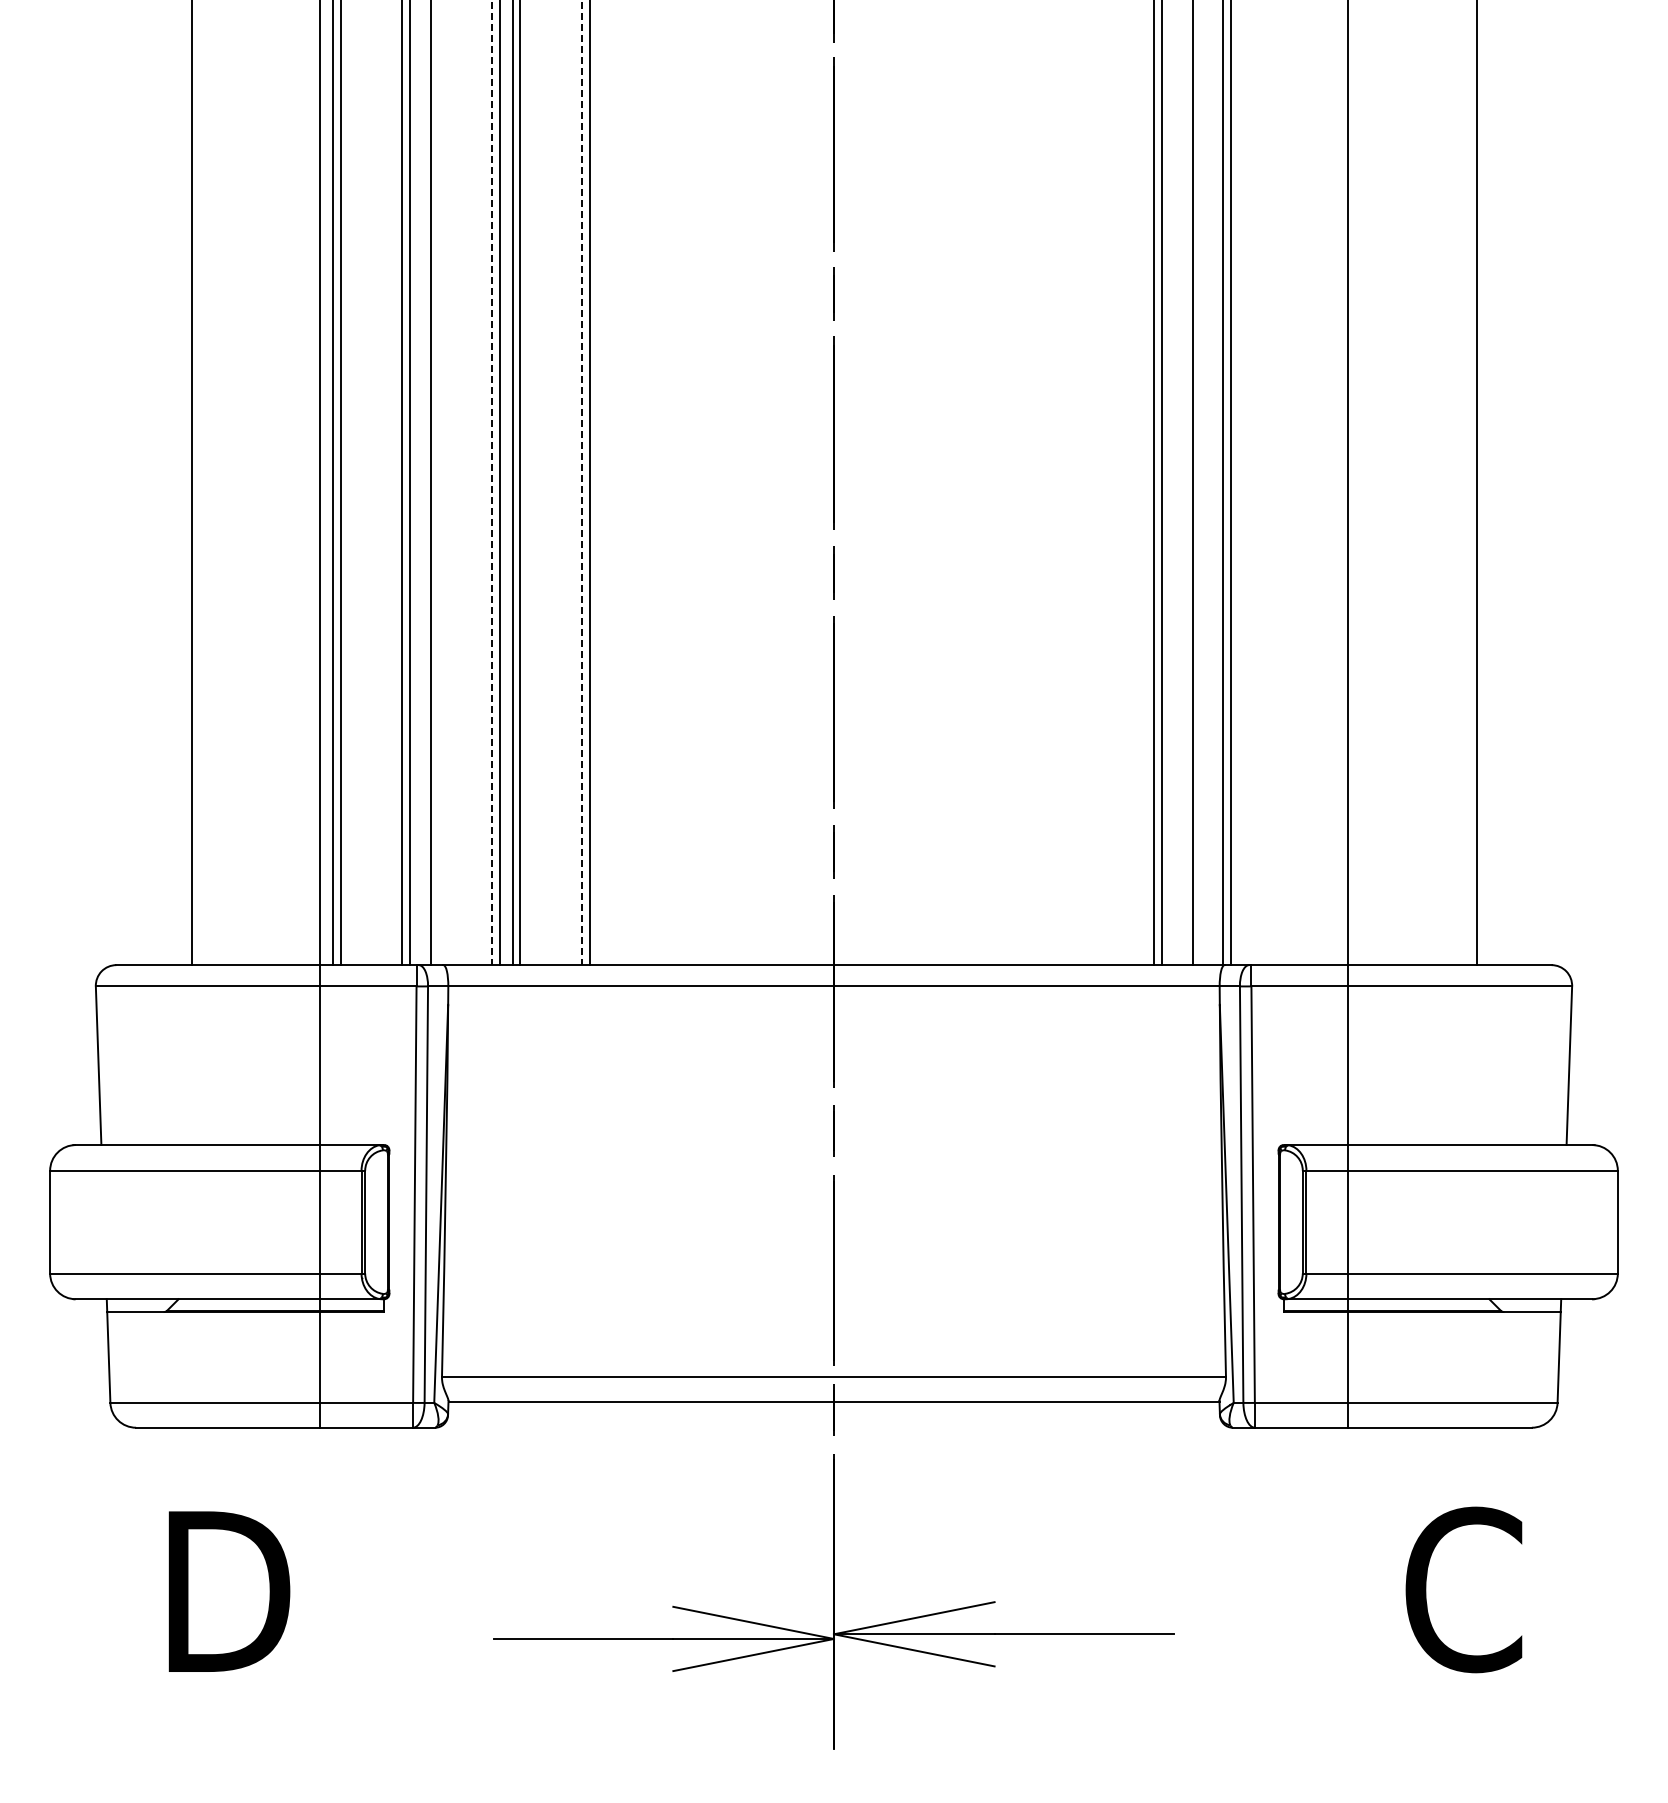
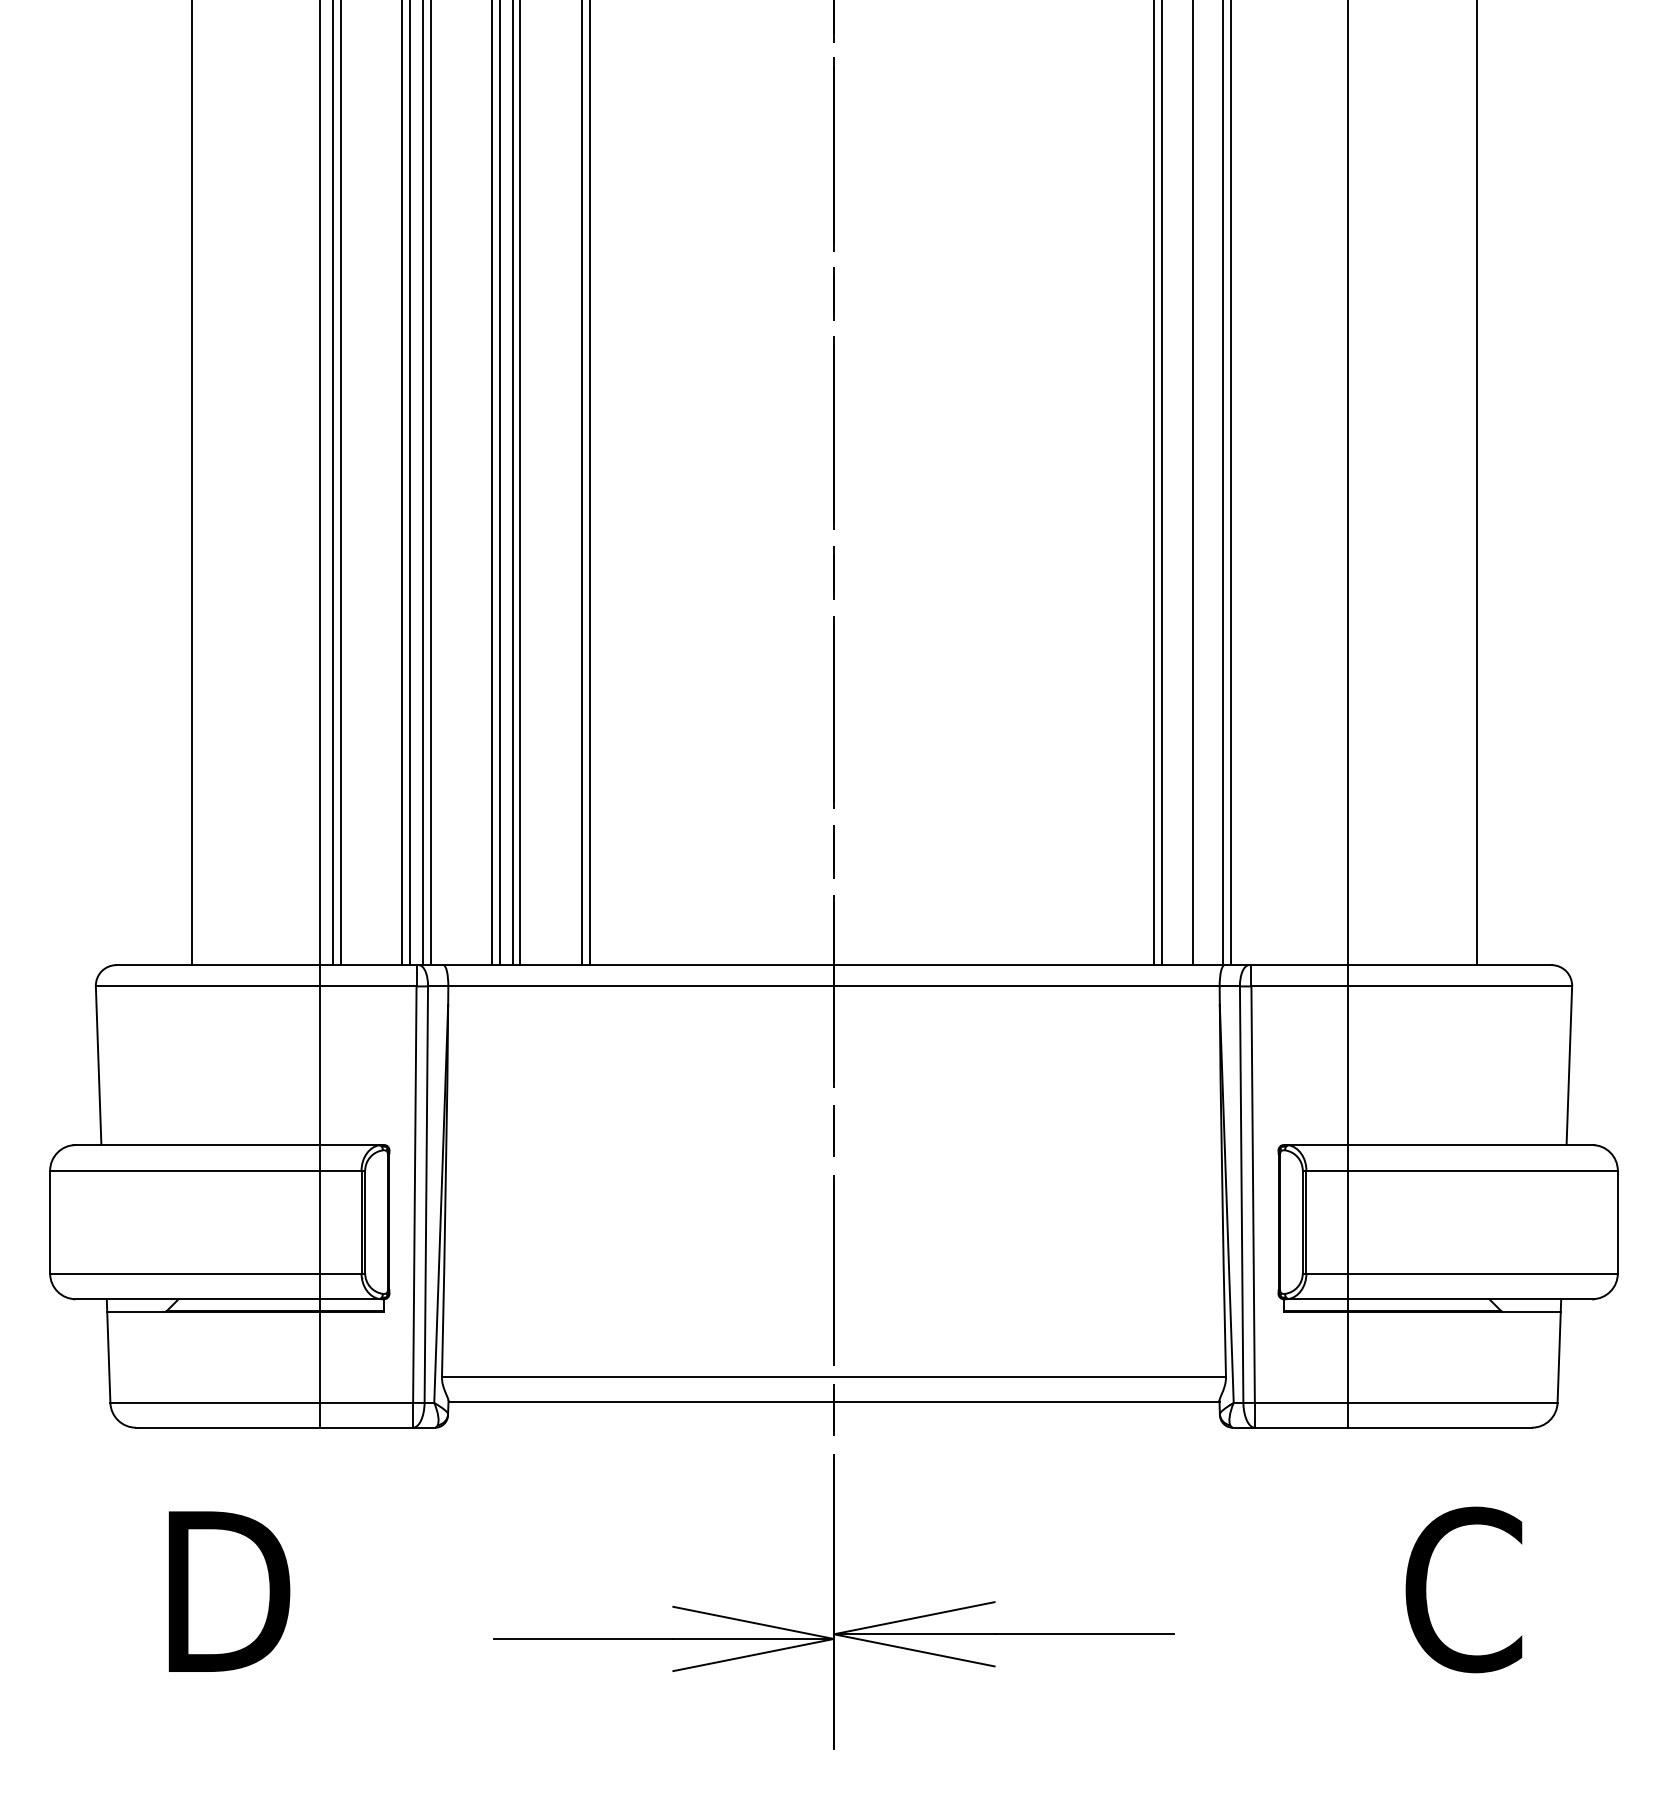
line: none -> present (422, 483)
line: dashed -> solid (492, 483)
line: dashed -> solid (582, 483)
